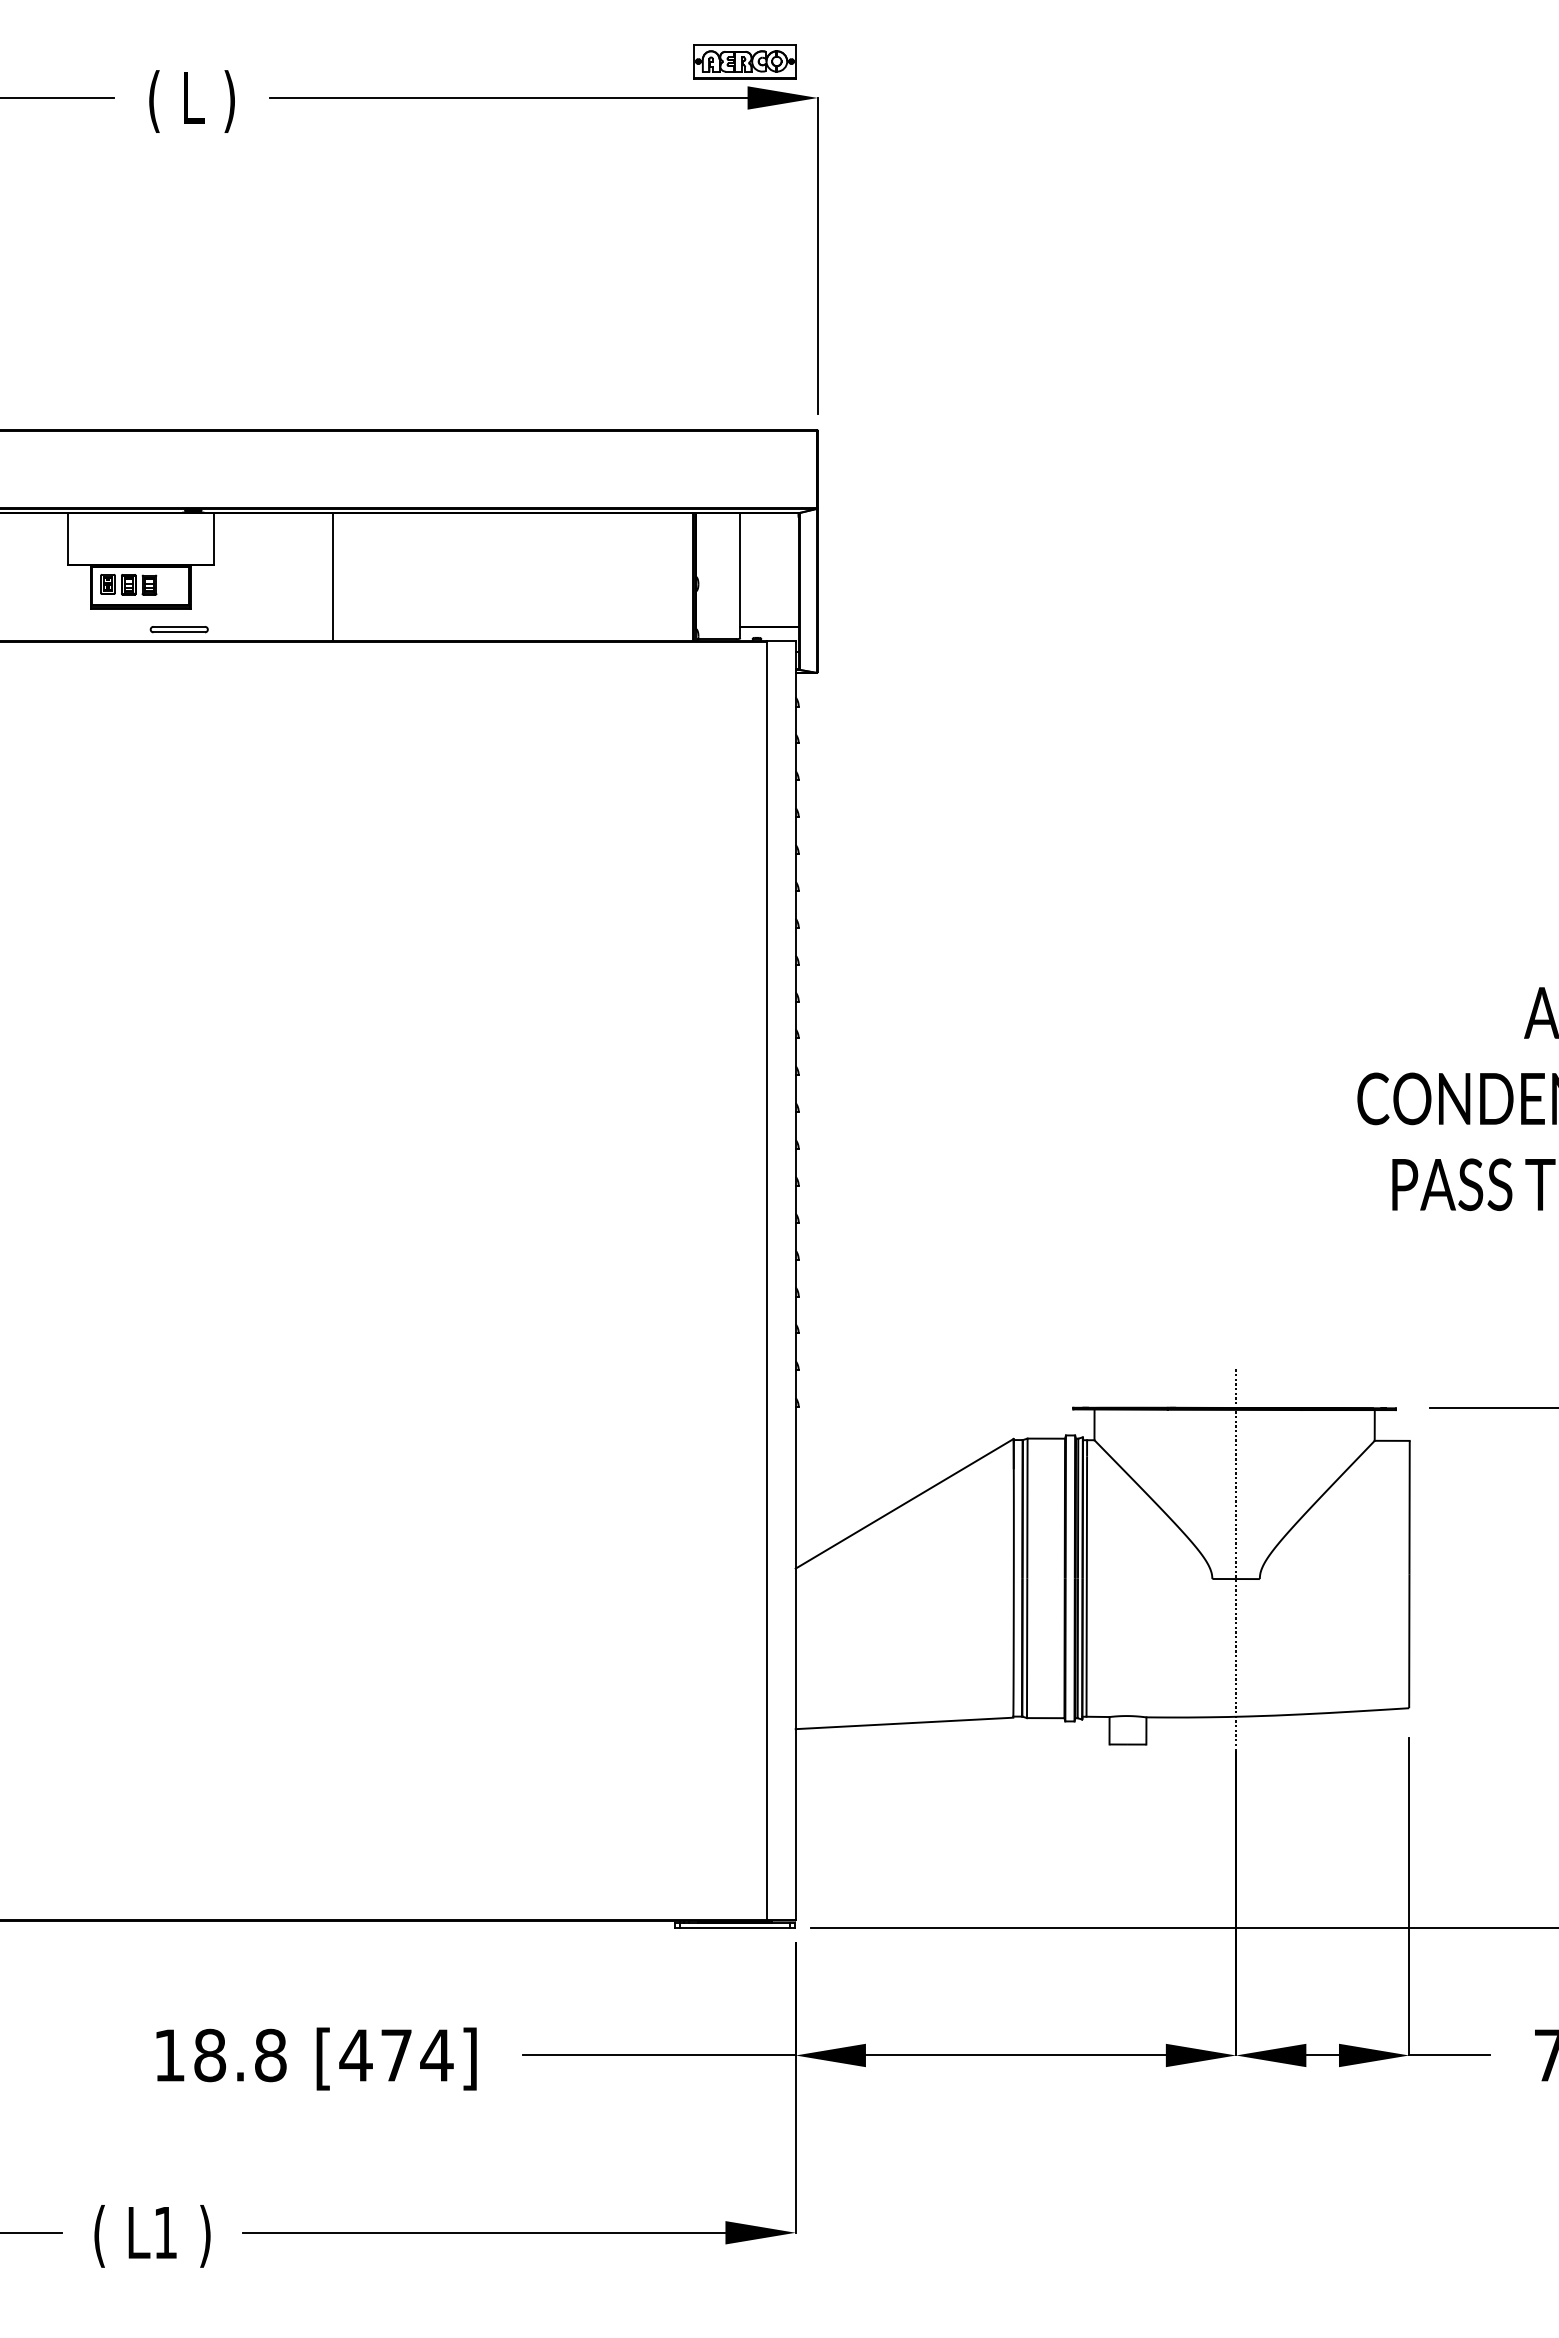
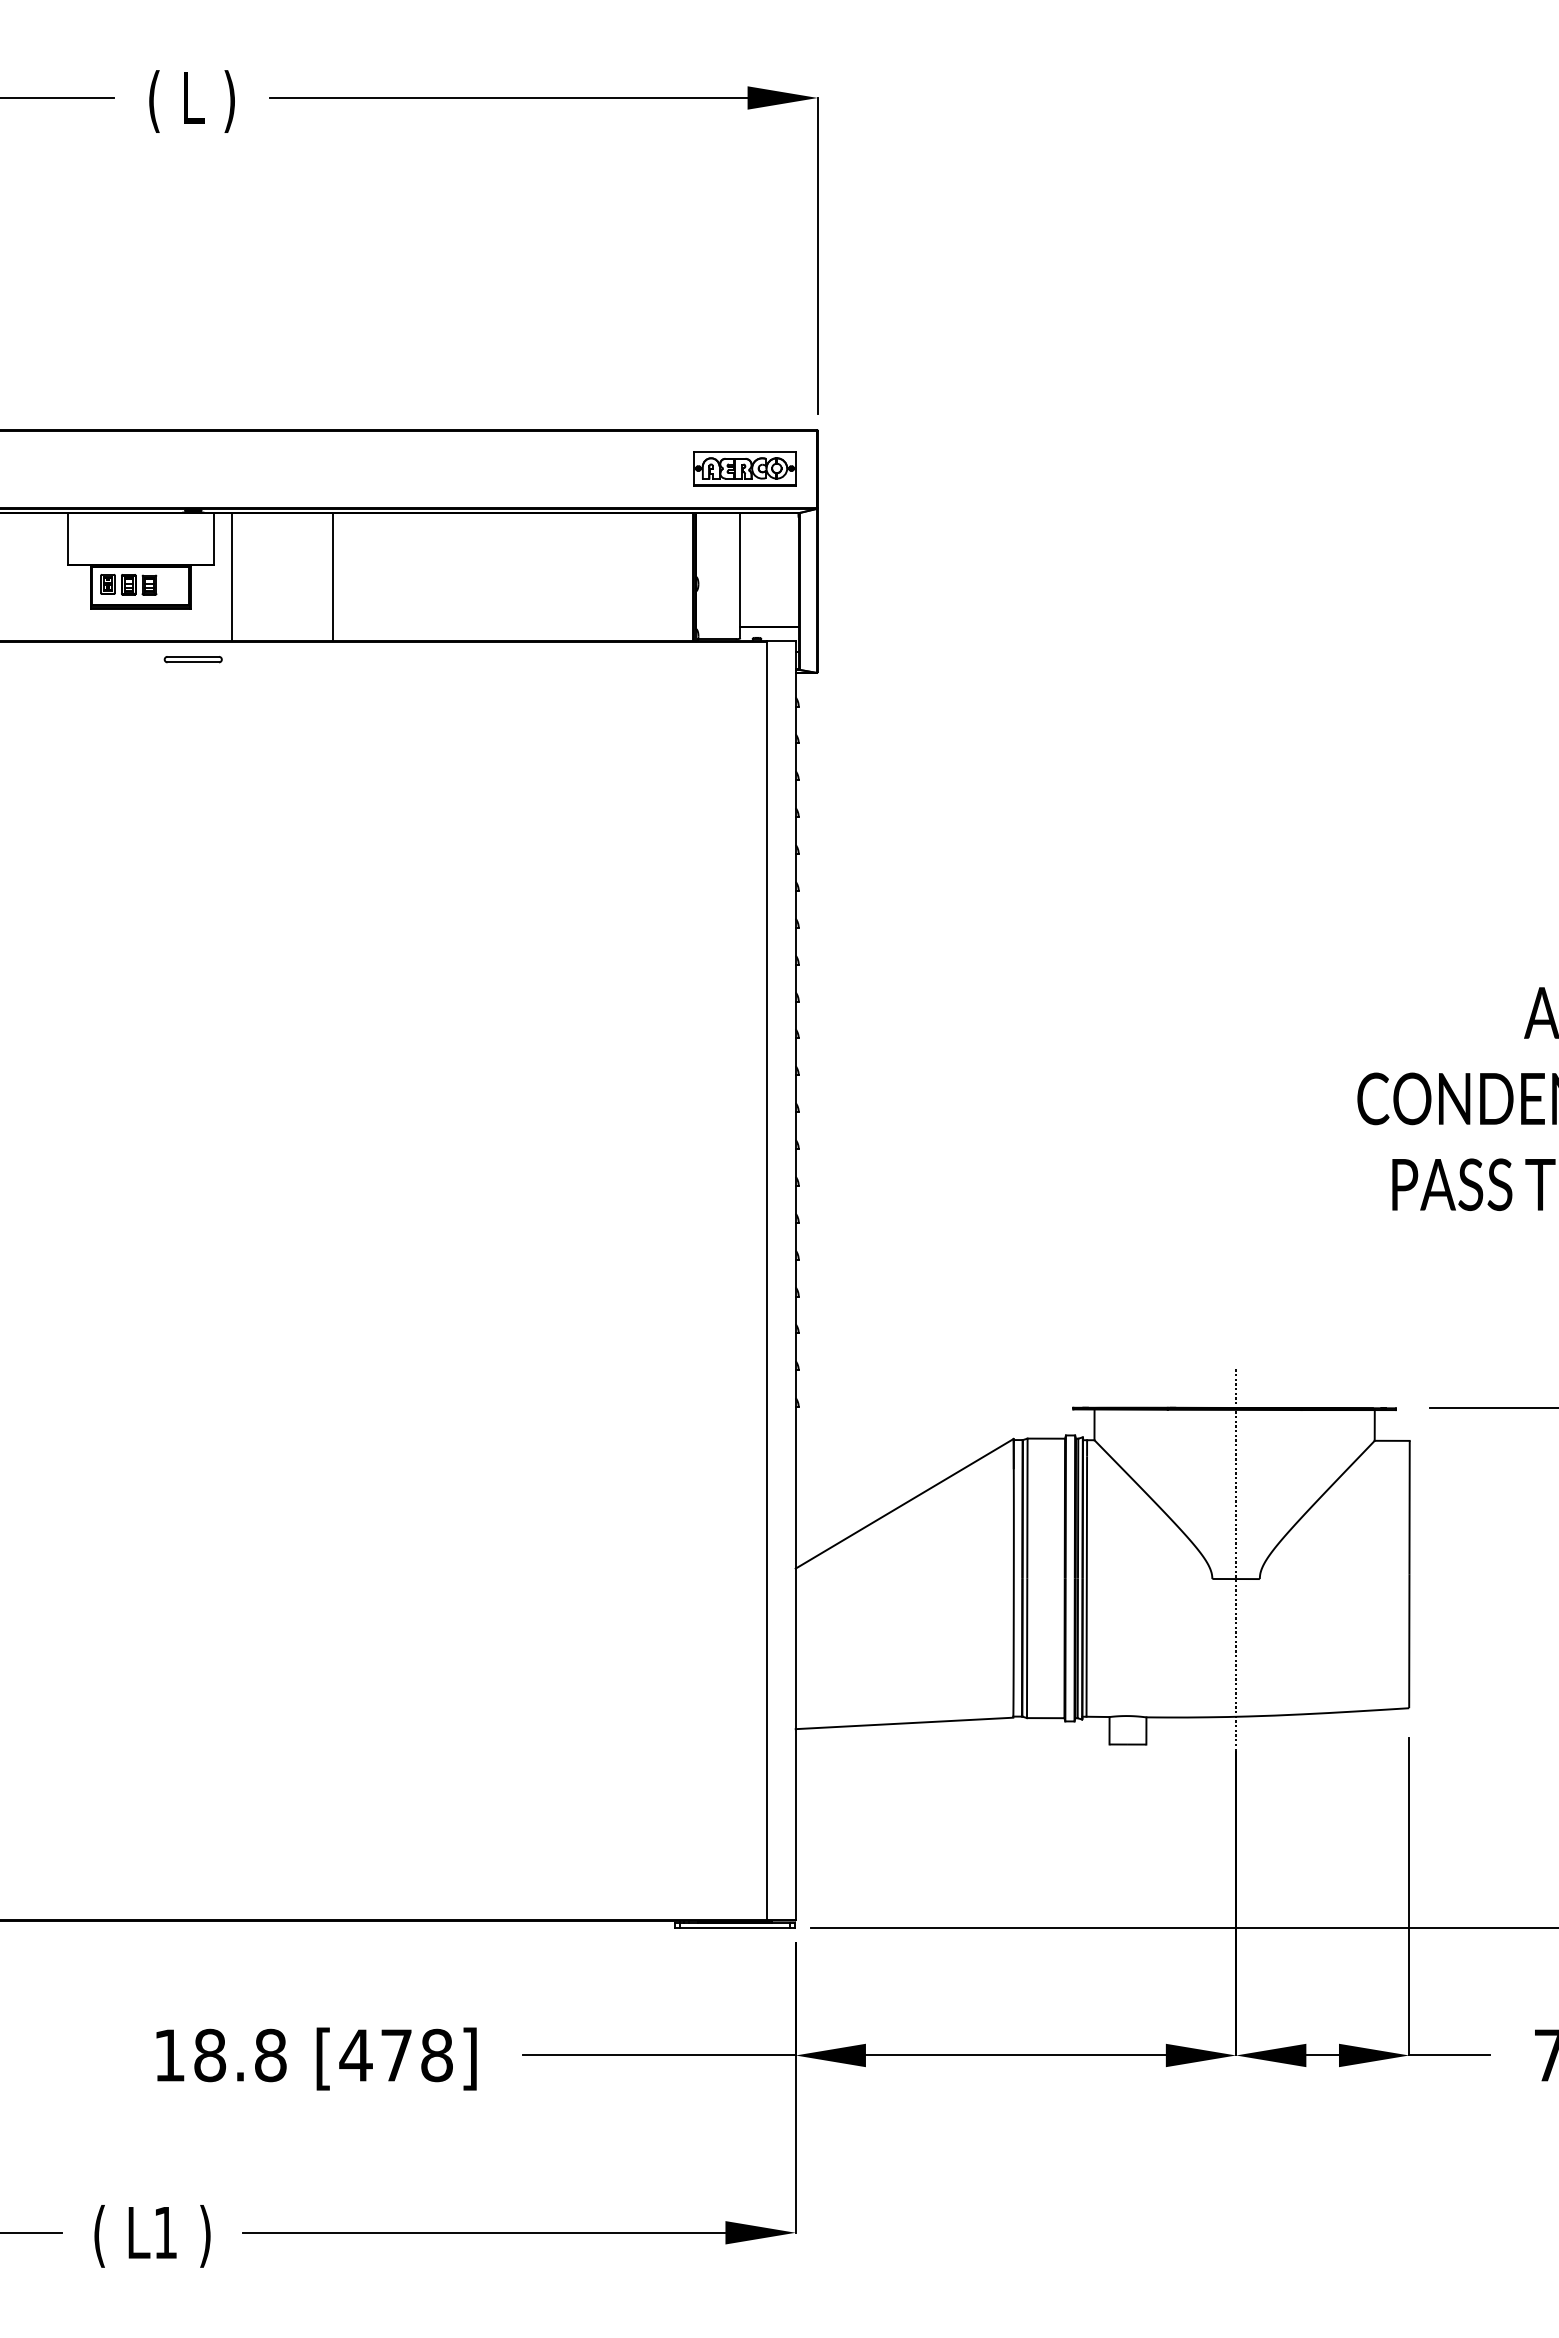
part position: (744, 61) -> (744, 468) (744, 468)
line: none -> present (231, 576)
part position: (178, 629) -> (192, 659) (192, 659)
text: [474] -> [478] (436, 2055)
